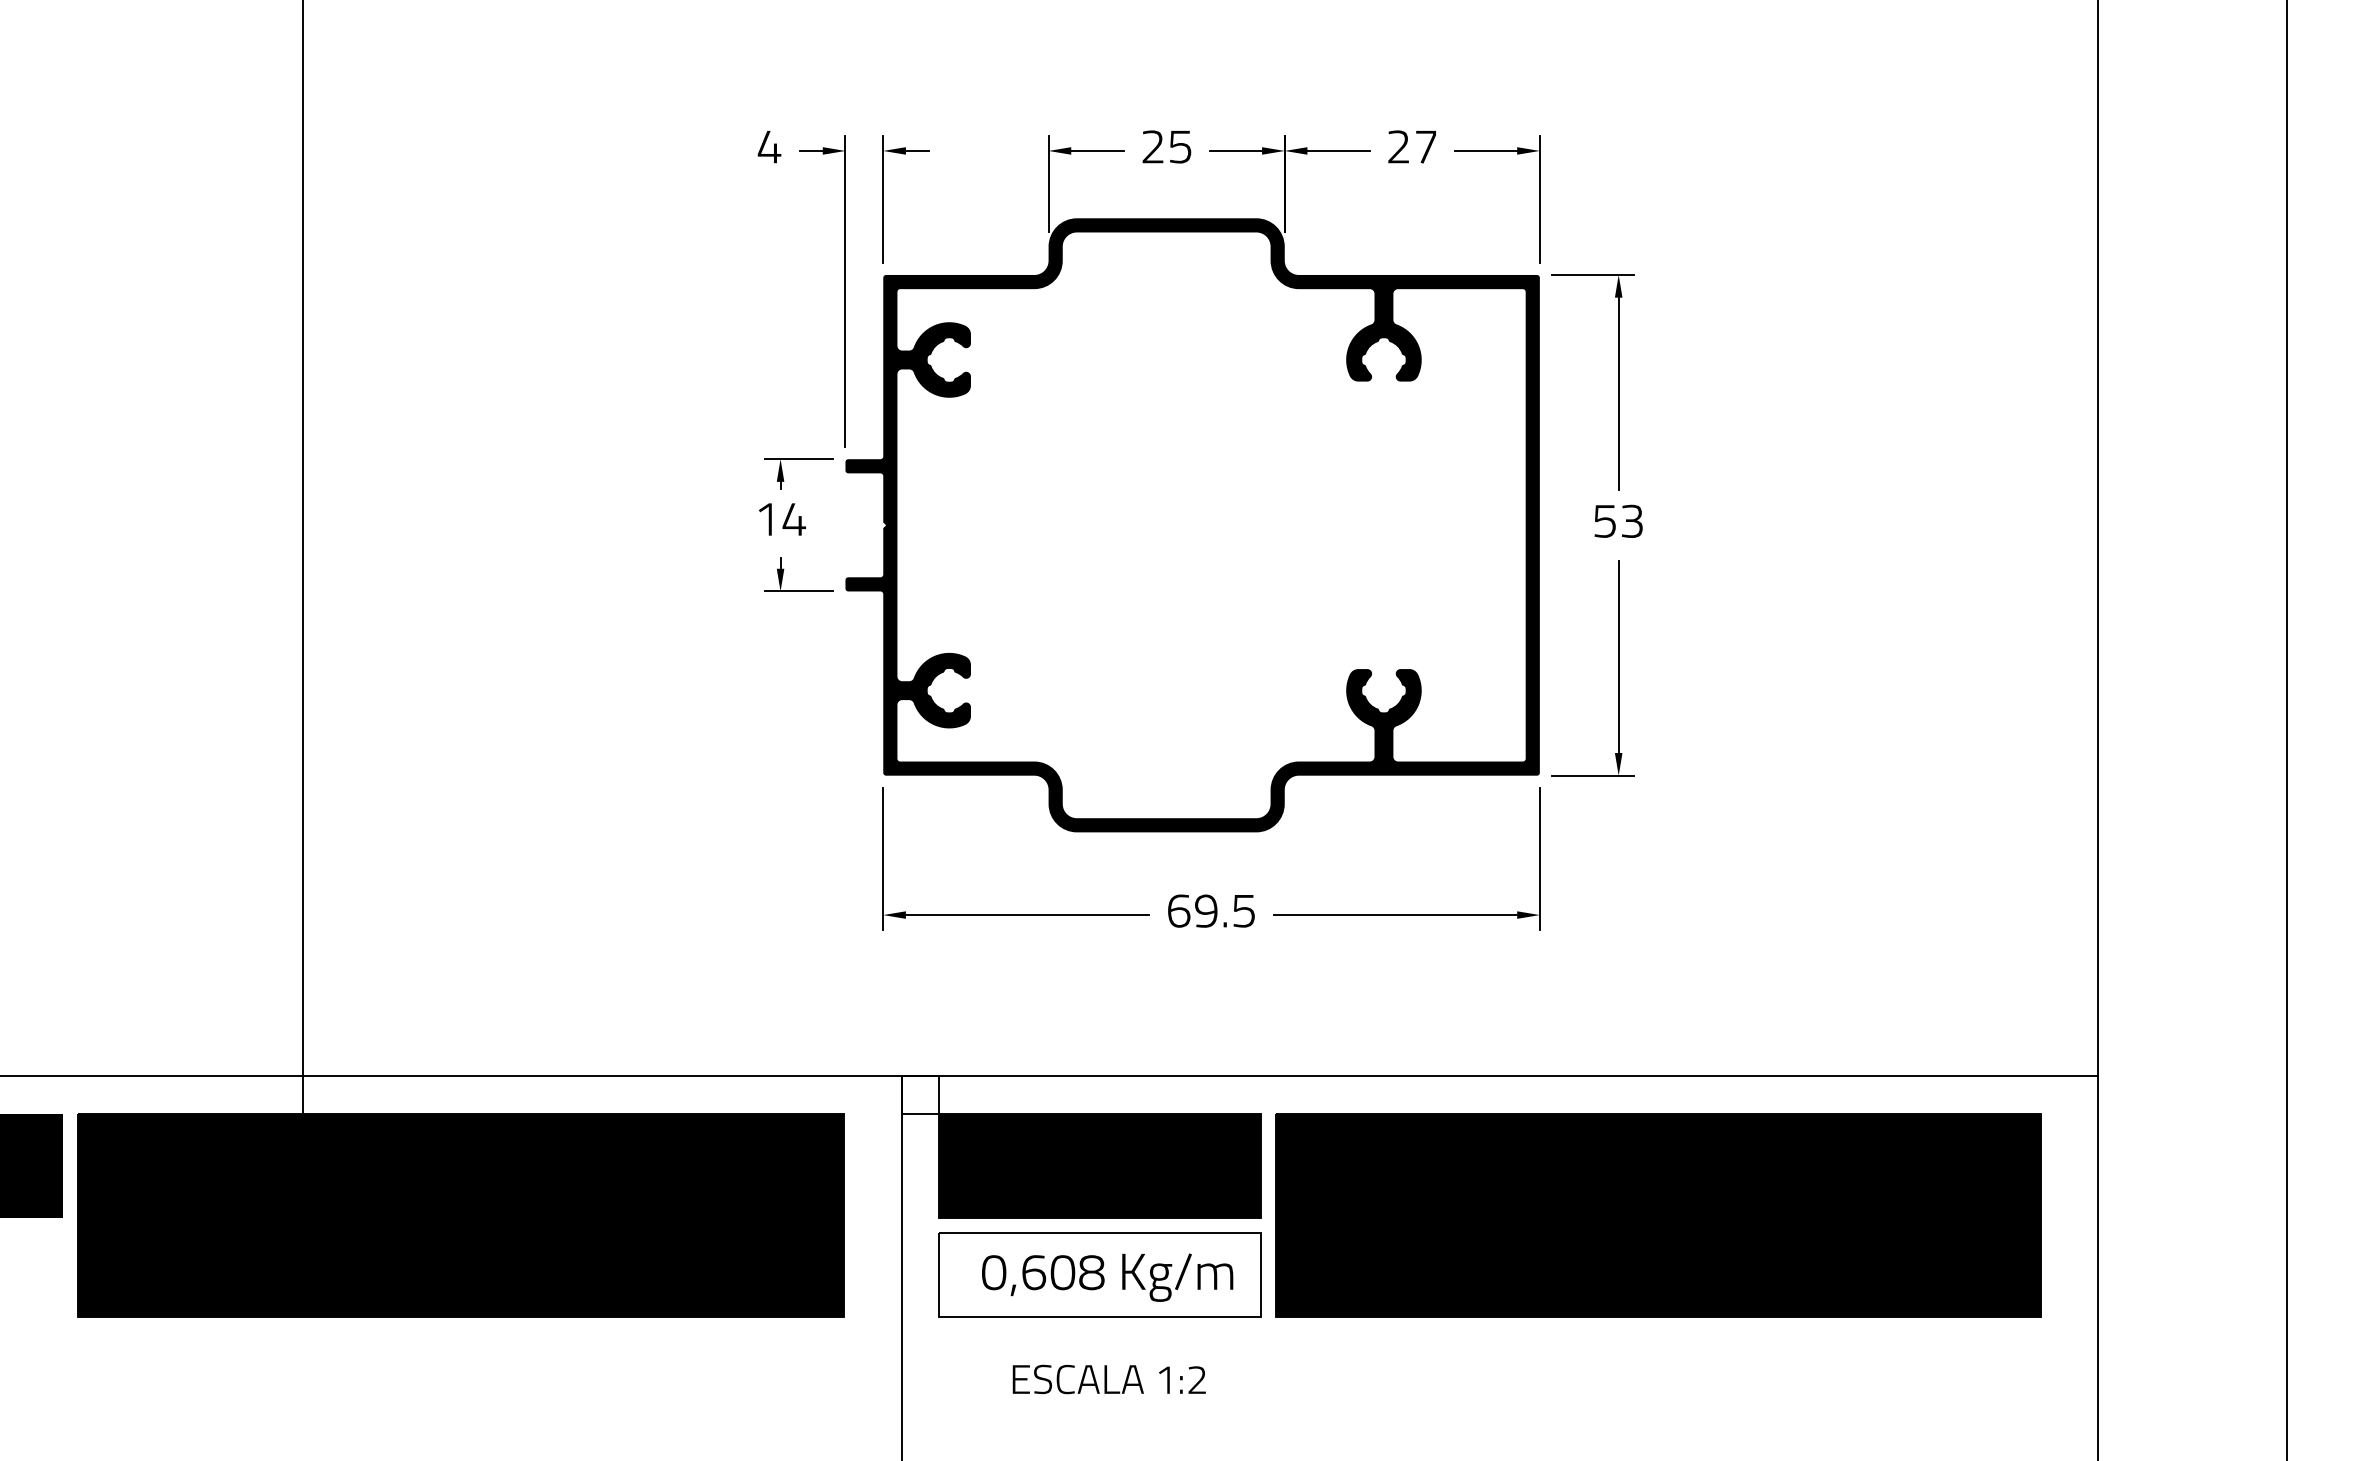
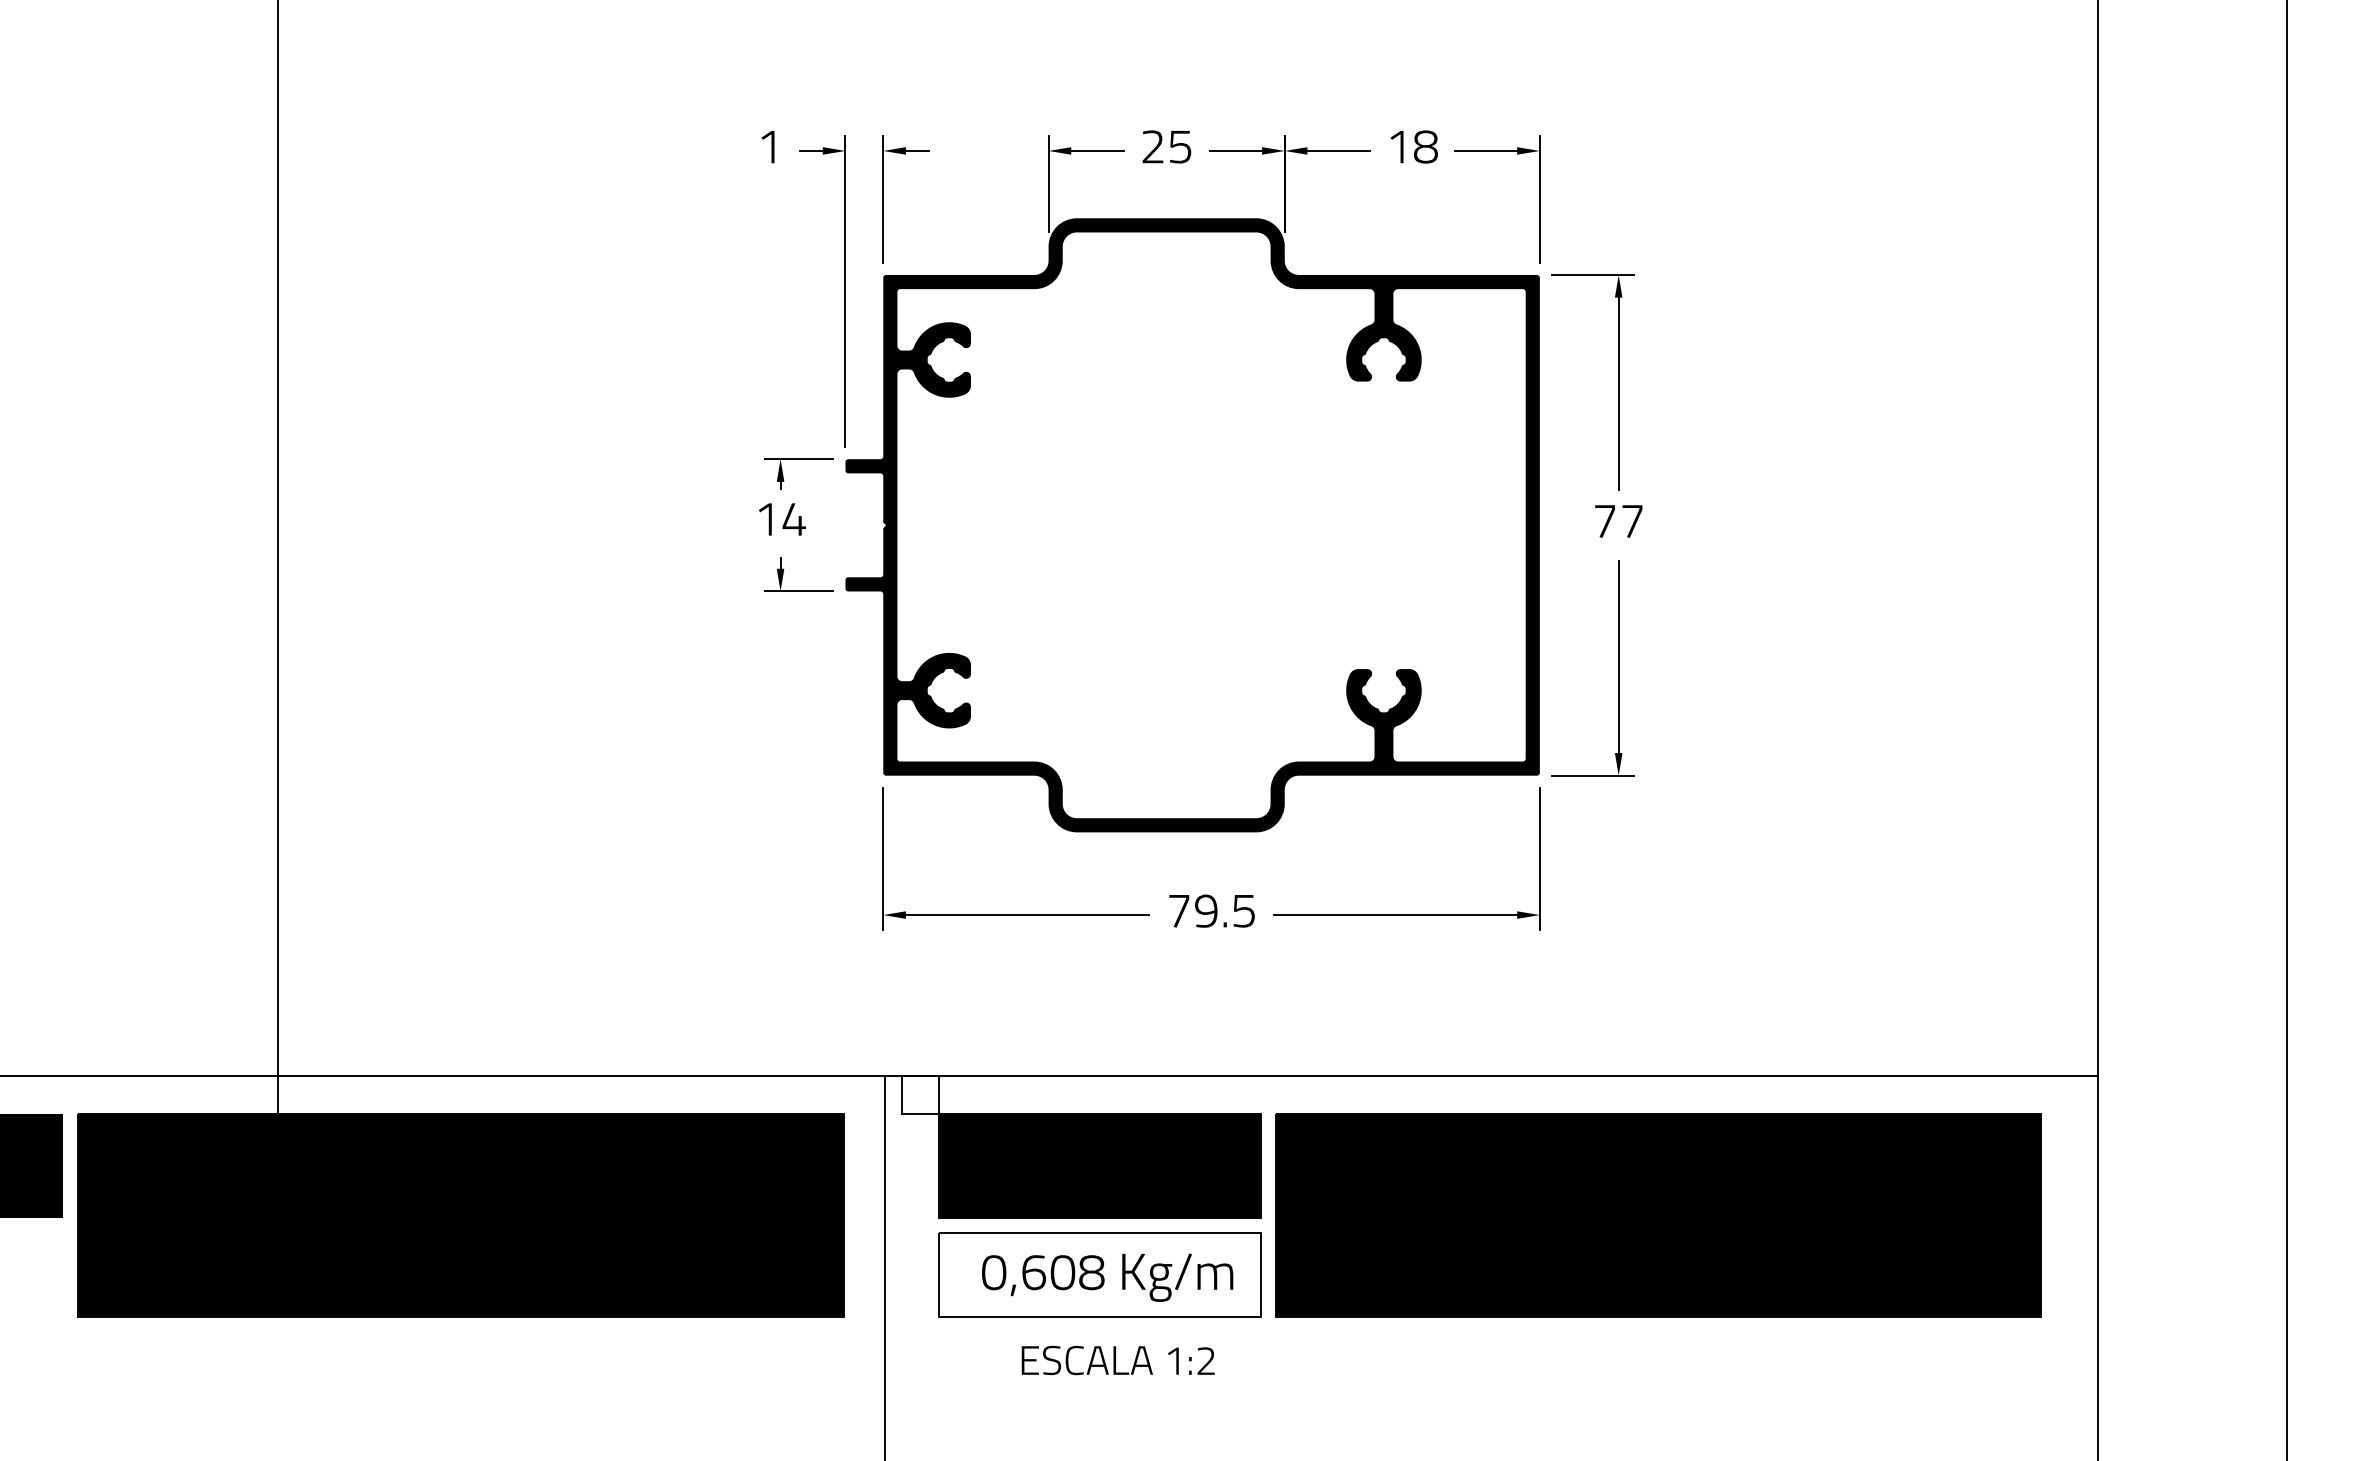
text: 4 -> 1 (769, 146)
text: 27 -> 18 (1412, 146)
text: 53 -> 77 (1618, 520)
line position: (303, 590) -> (278, 590) (278, 590)
text: 69.5 -> 79.5 (1179, 910)
line position: (901, 1266) -> (884, 1266) (884, 1266)
text position: (1108, 1379) -> (1117, 1360) (1117, 1360)
